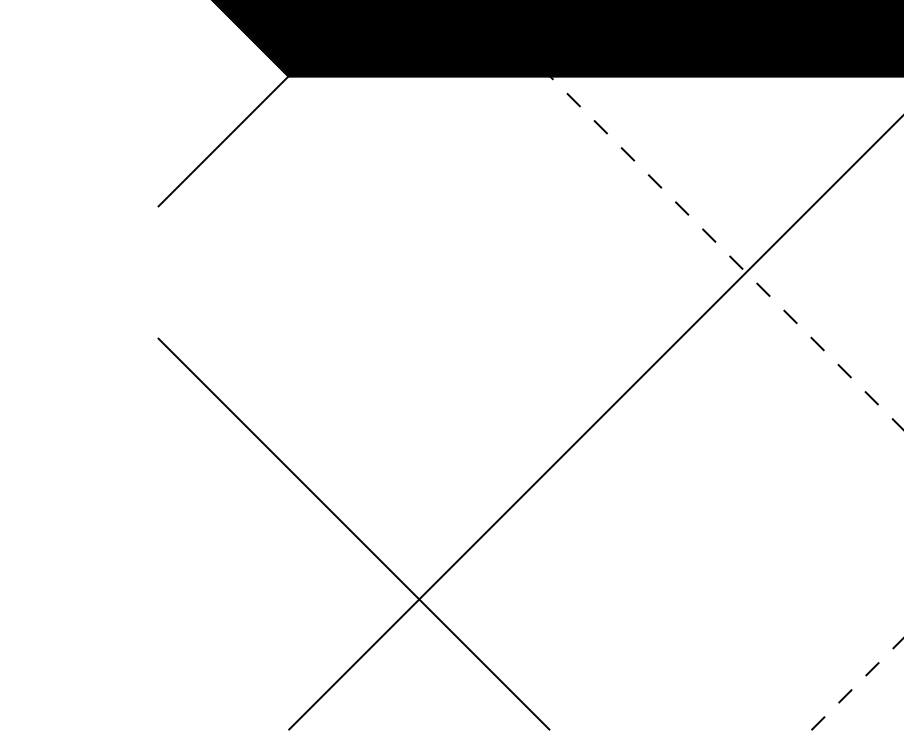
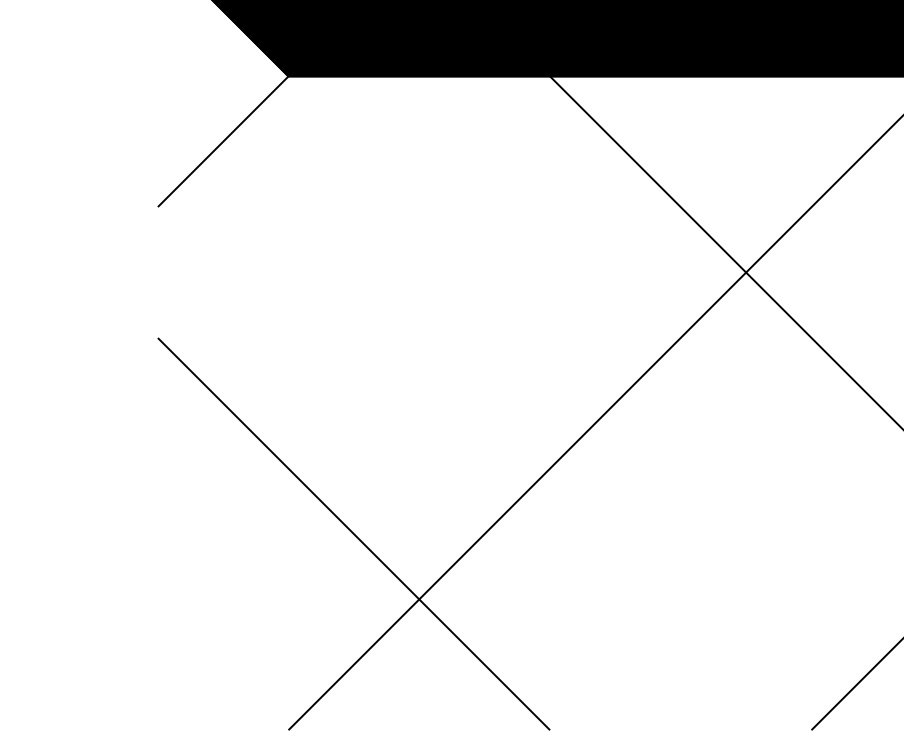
line: dashed -> solid (726, 253)
line: dashed -> solid (857, 684)
